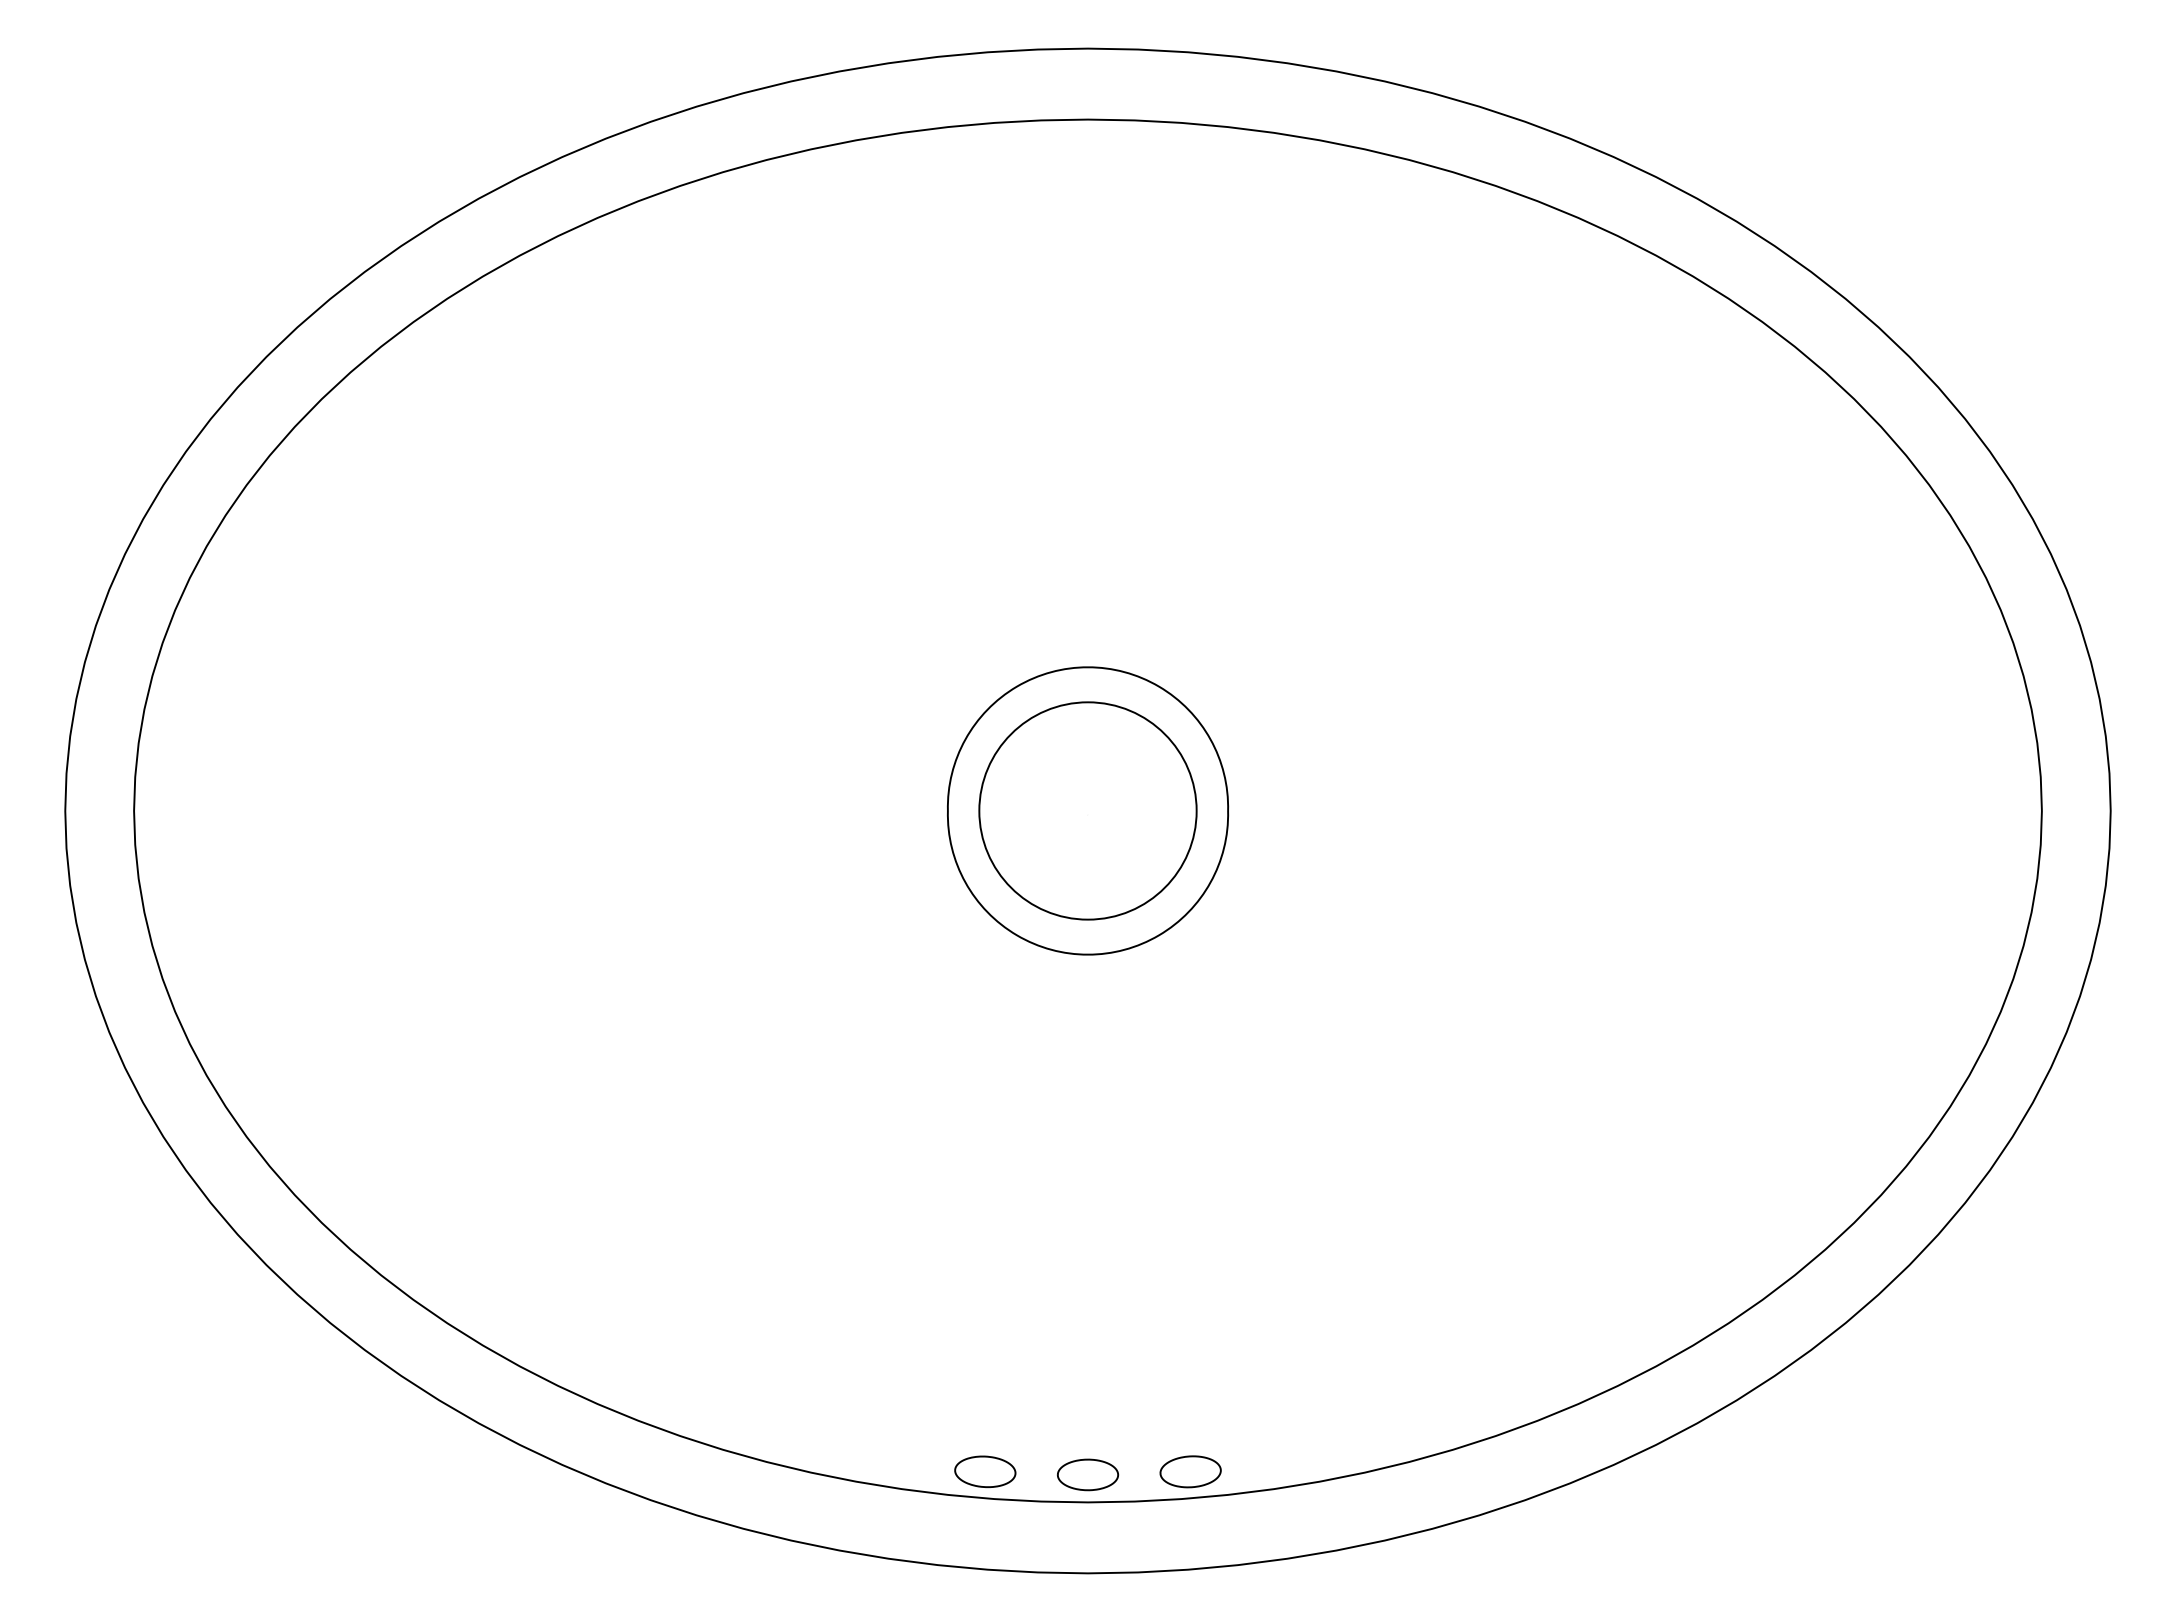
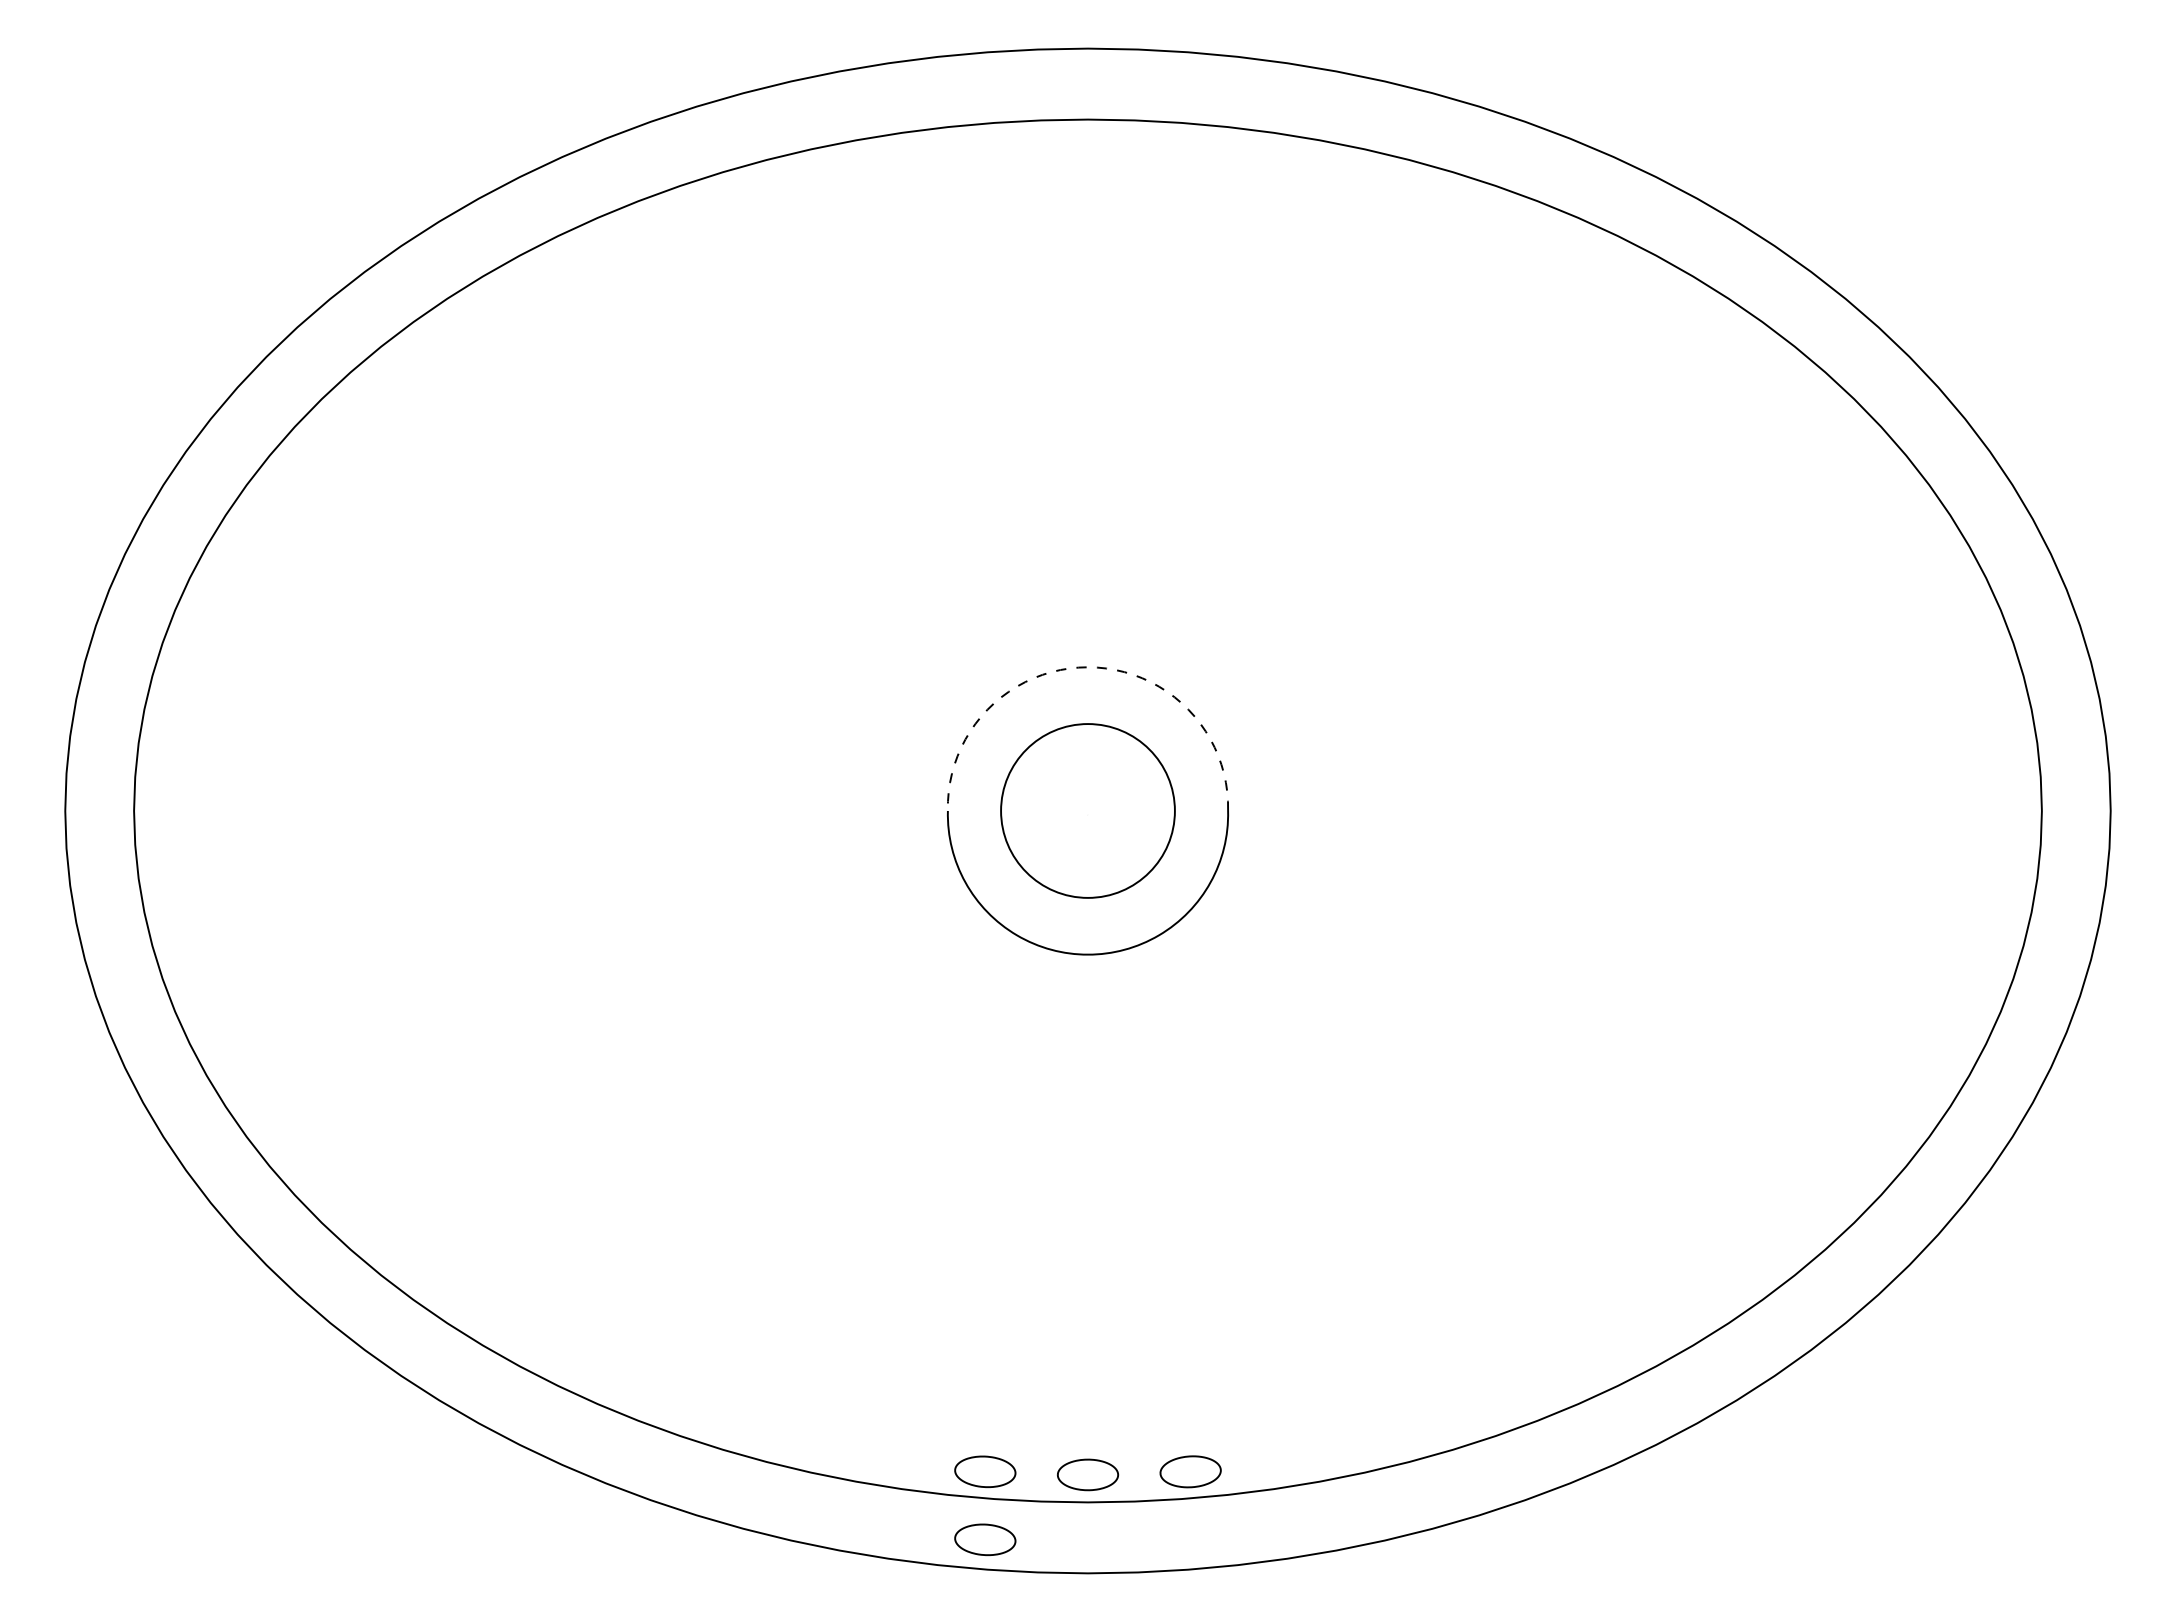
arc: solid -> dashed (1088, 667)
circle diameter: 217 px -> 174 px (1087, 810)
part: none -> present (985, 1539)
